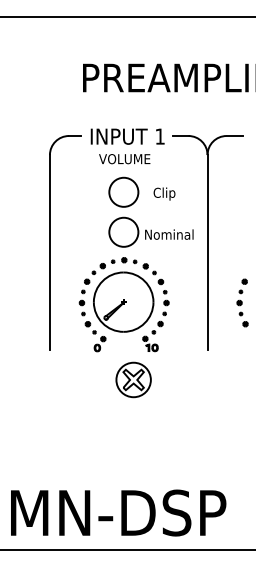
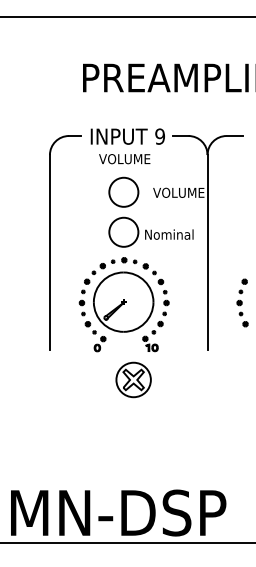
text: 1 -> 9 (159, 136)
text: Clip -> VOLUME (178, 193)
line position: (127, 549) -> (127, 542) (127, 542)
